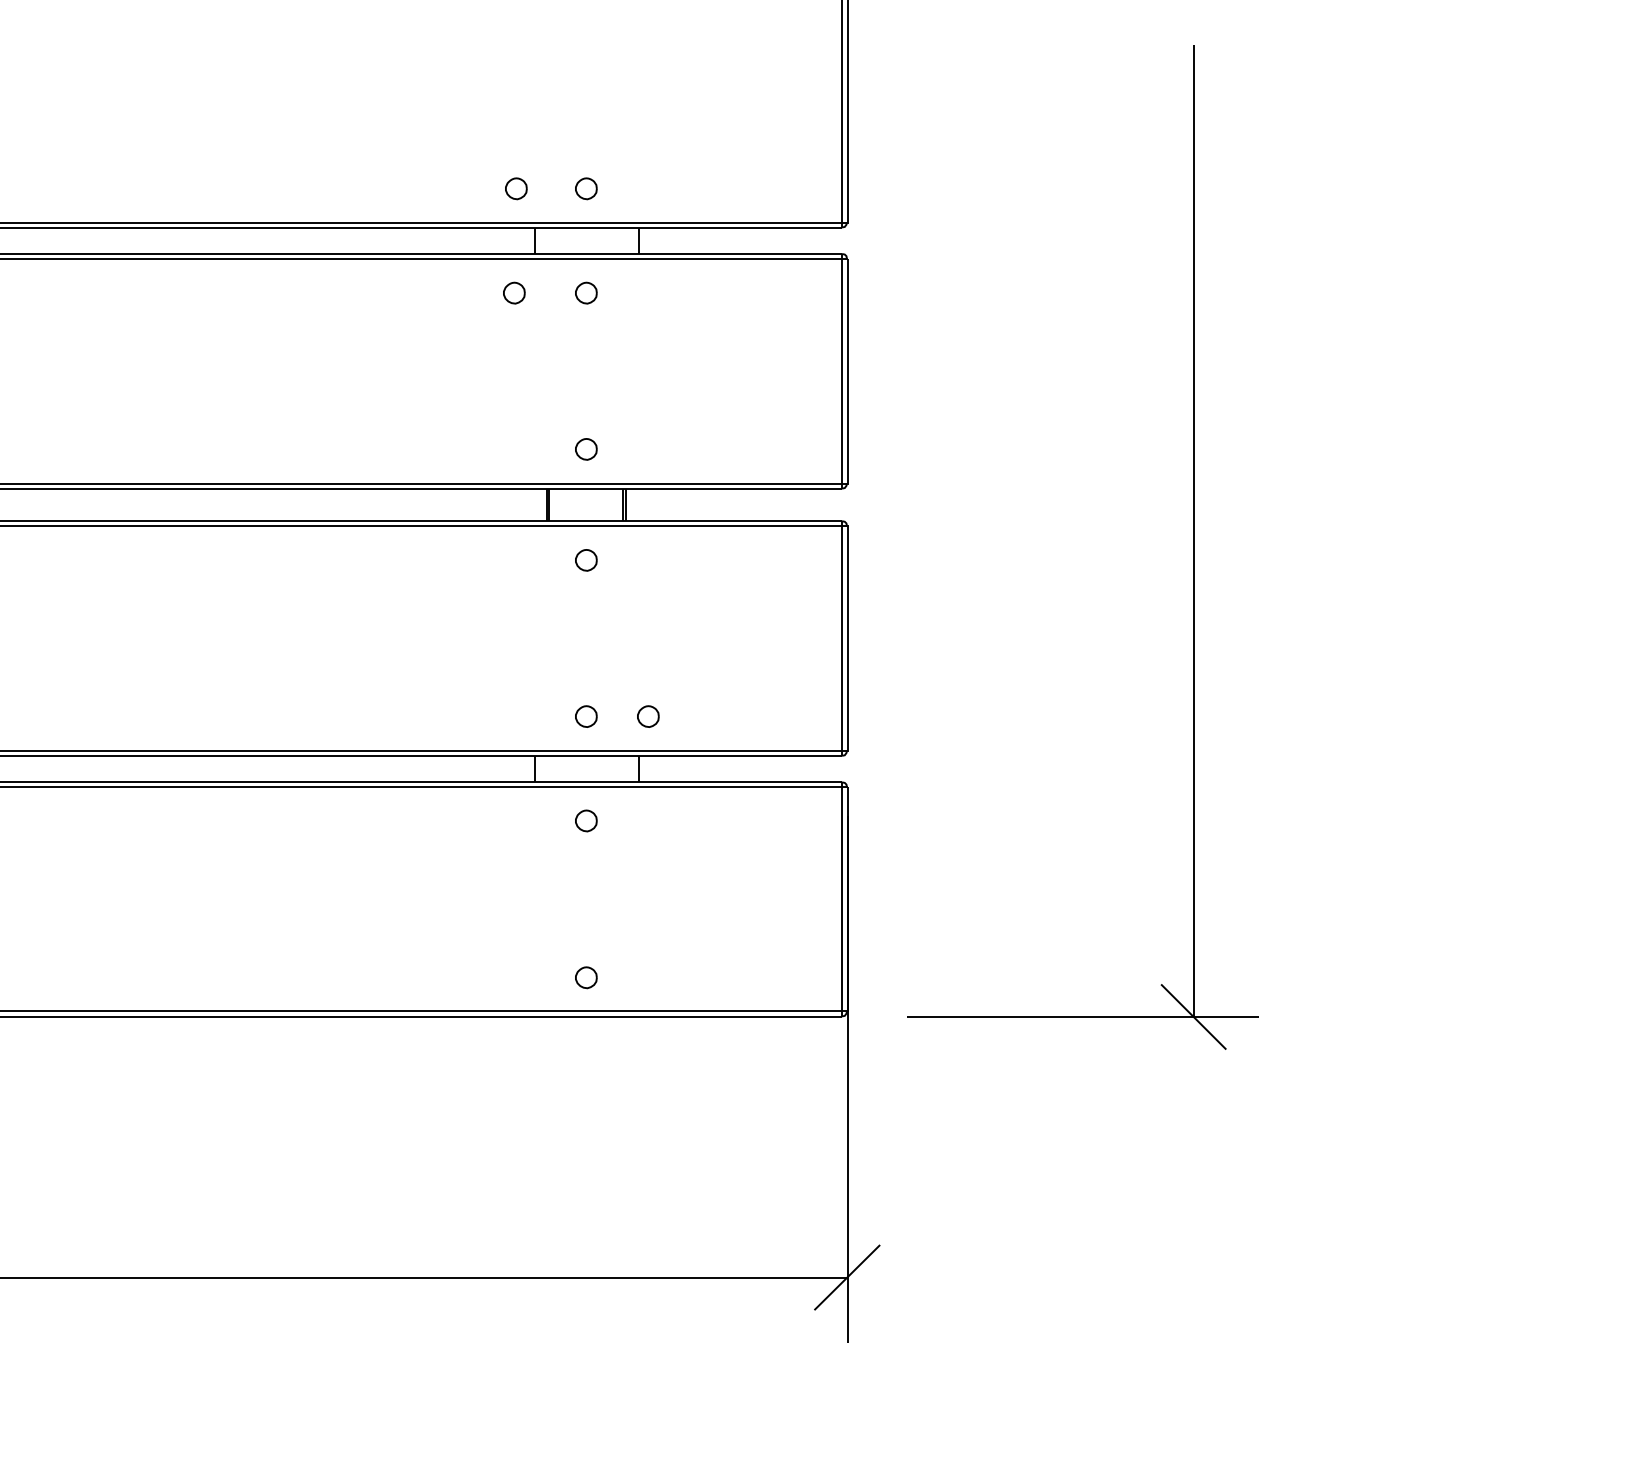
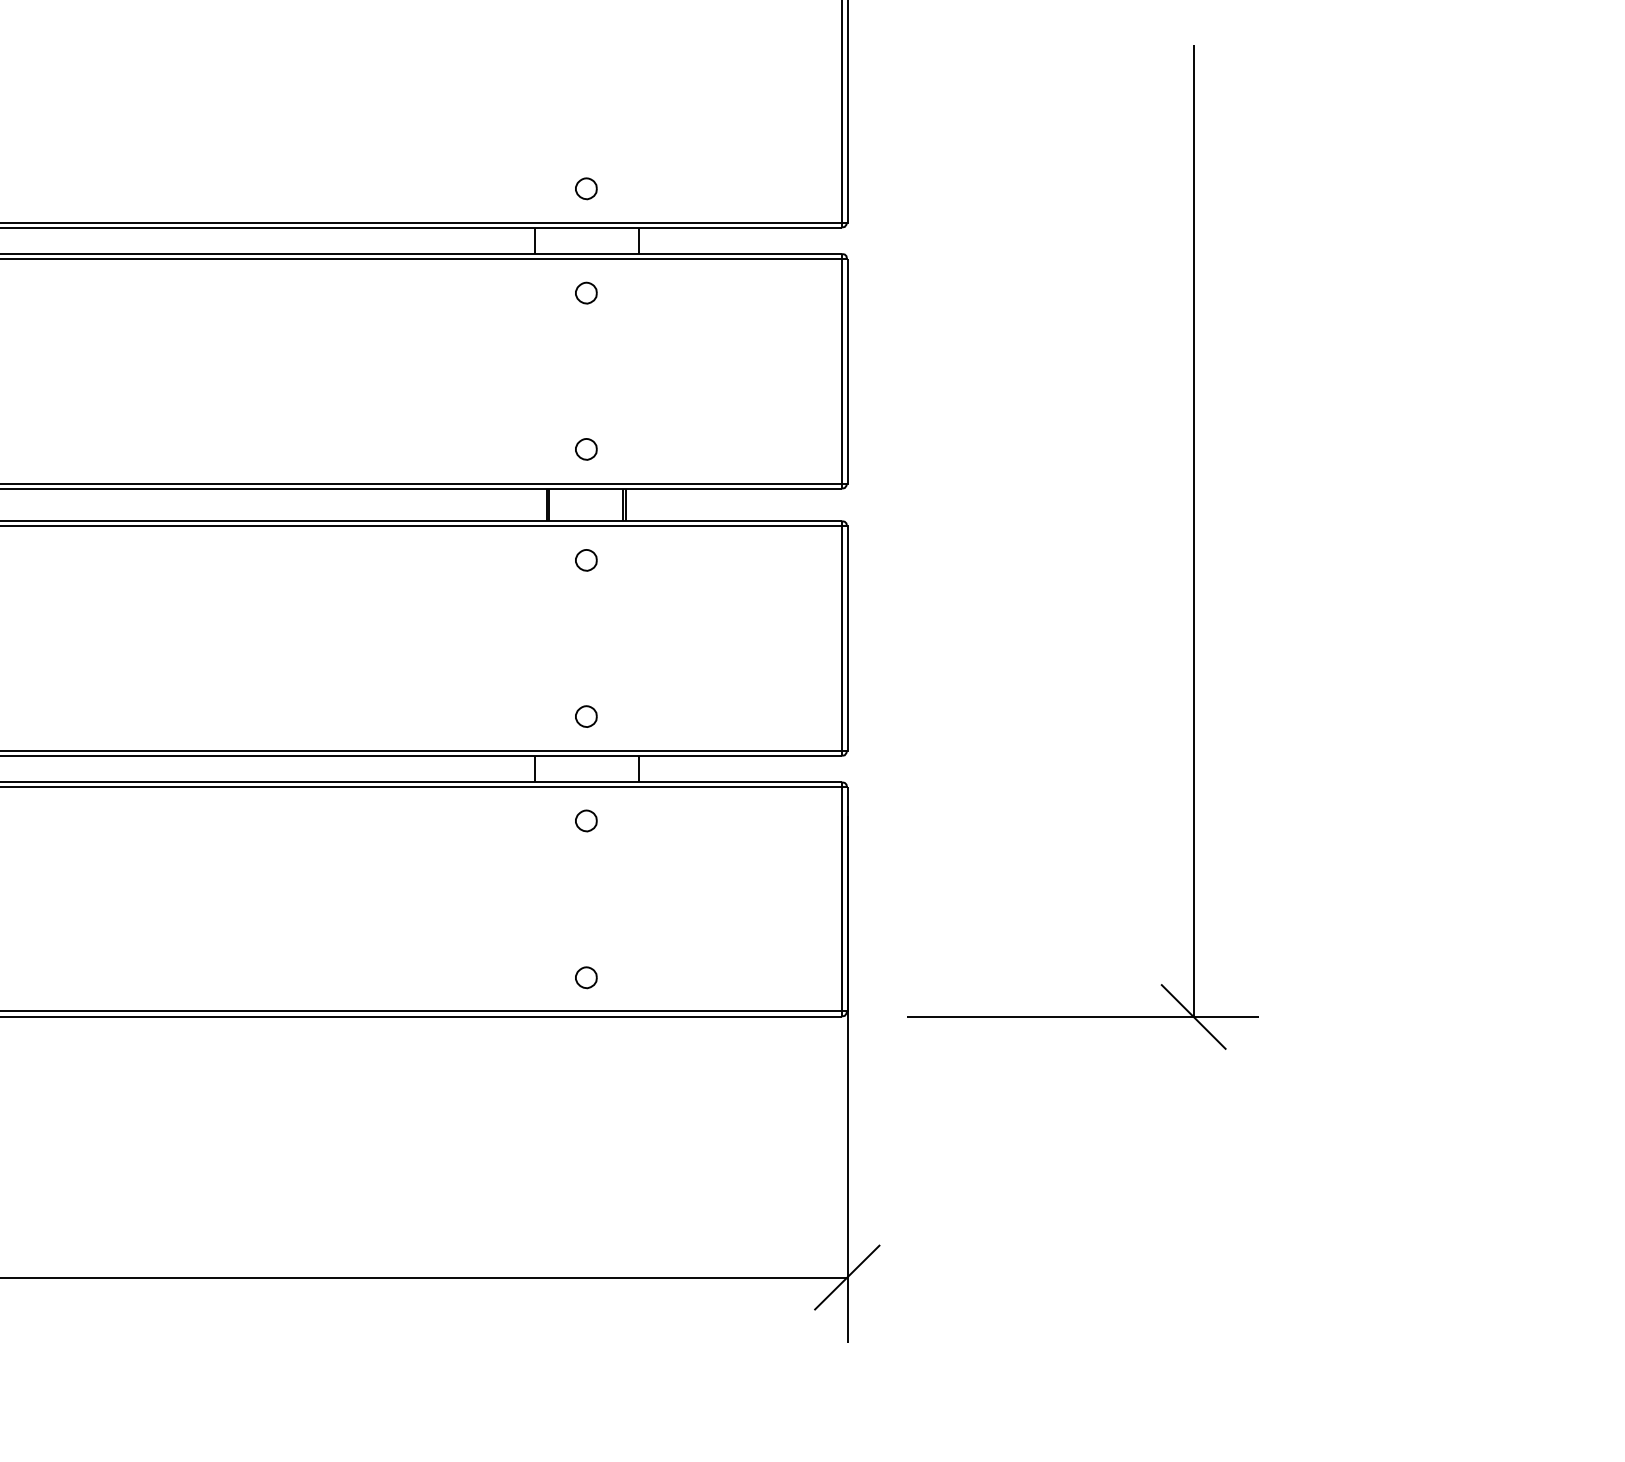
part: present -> none (516, 188)
part: present -> none (514, 292)
part: present -> none (648, 716)
